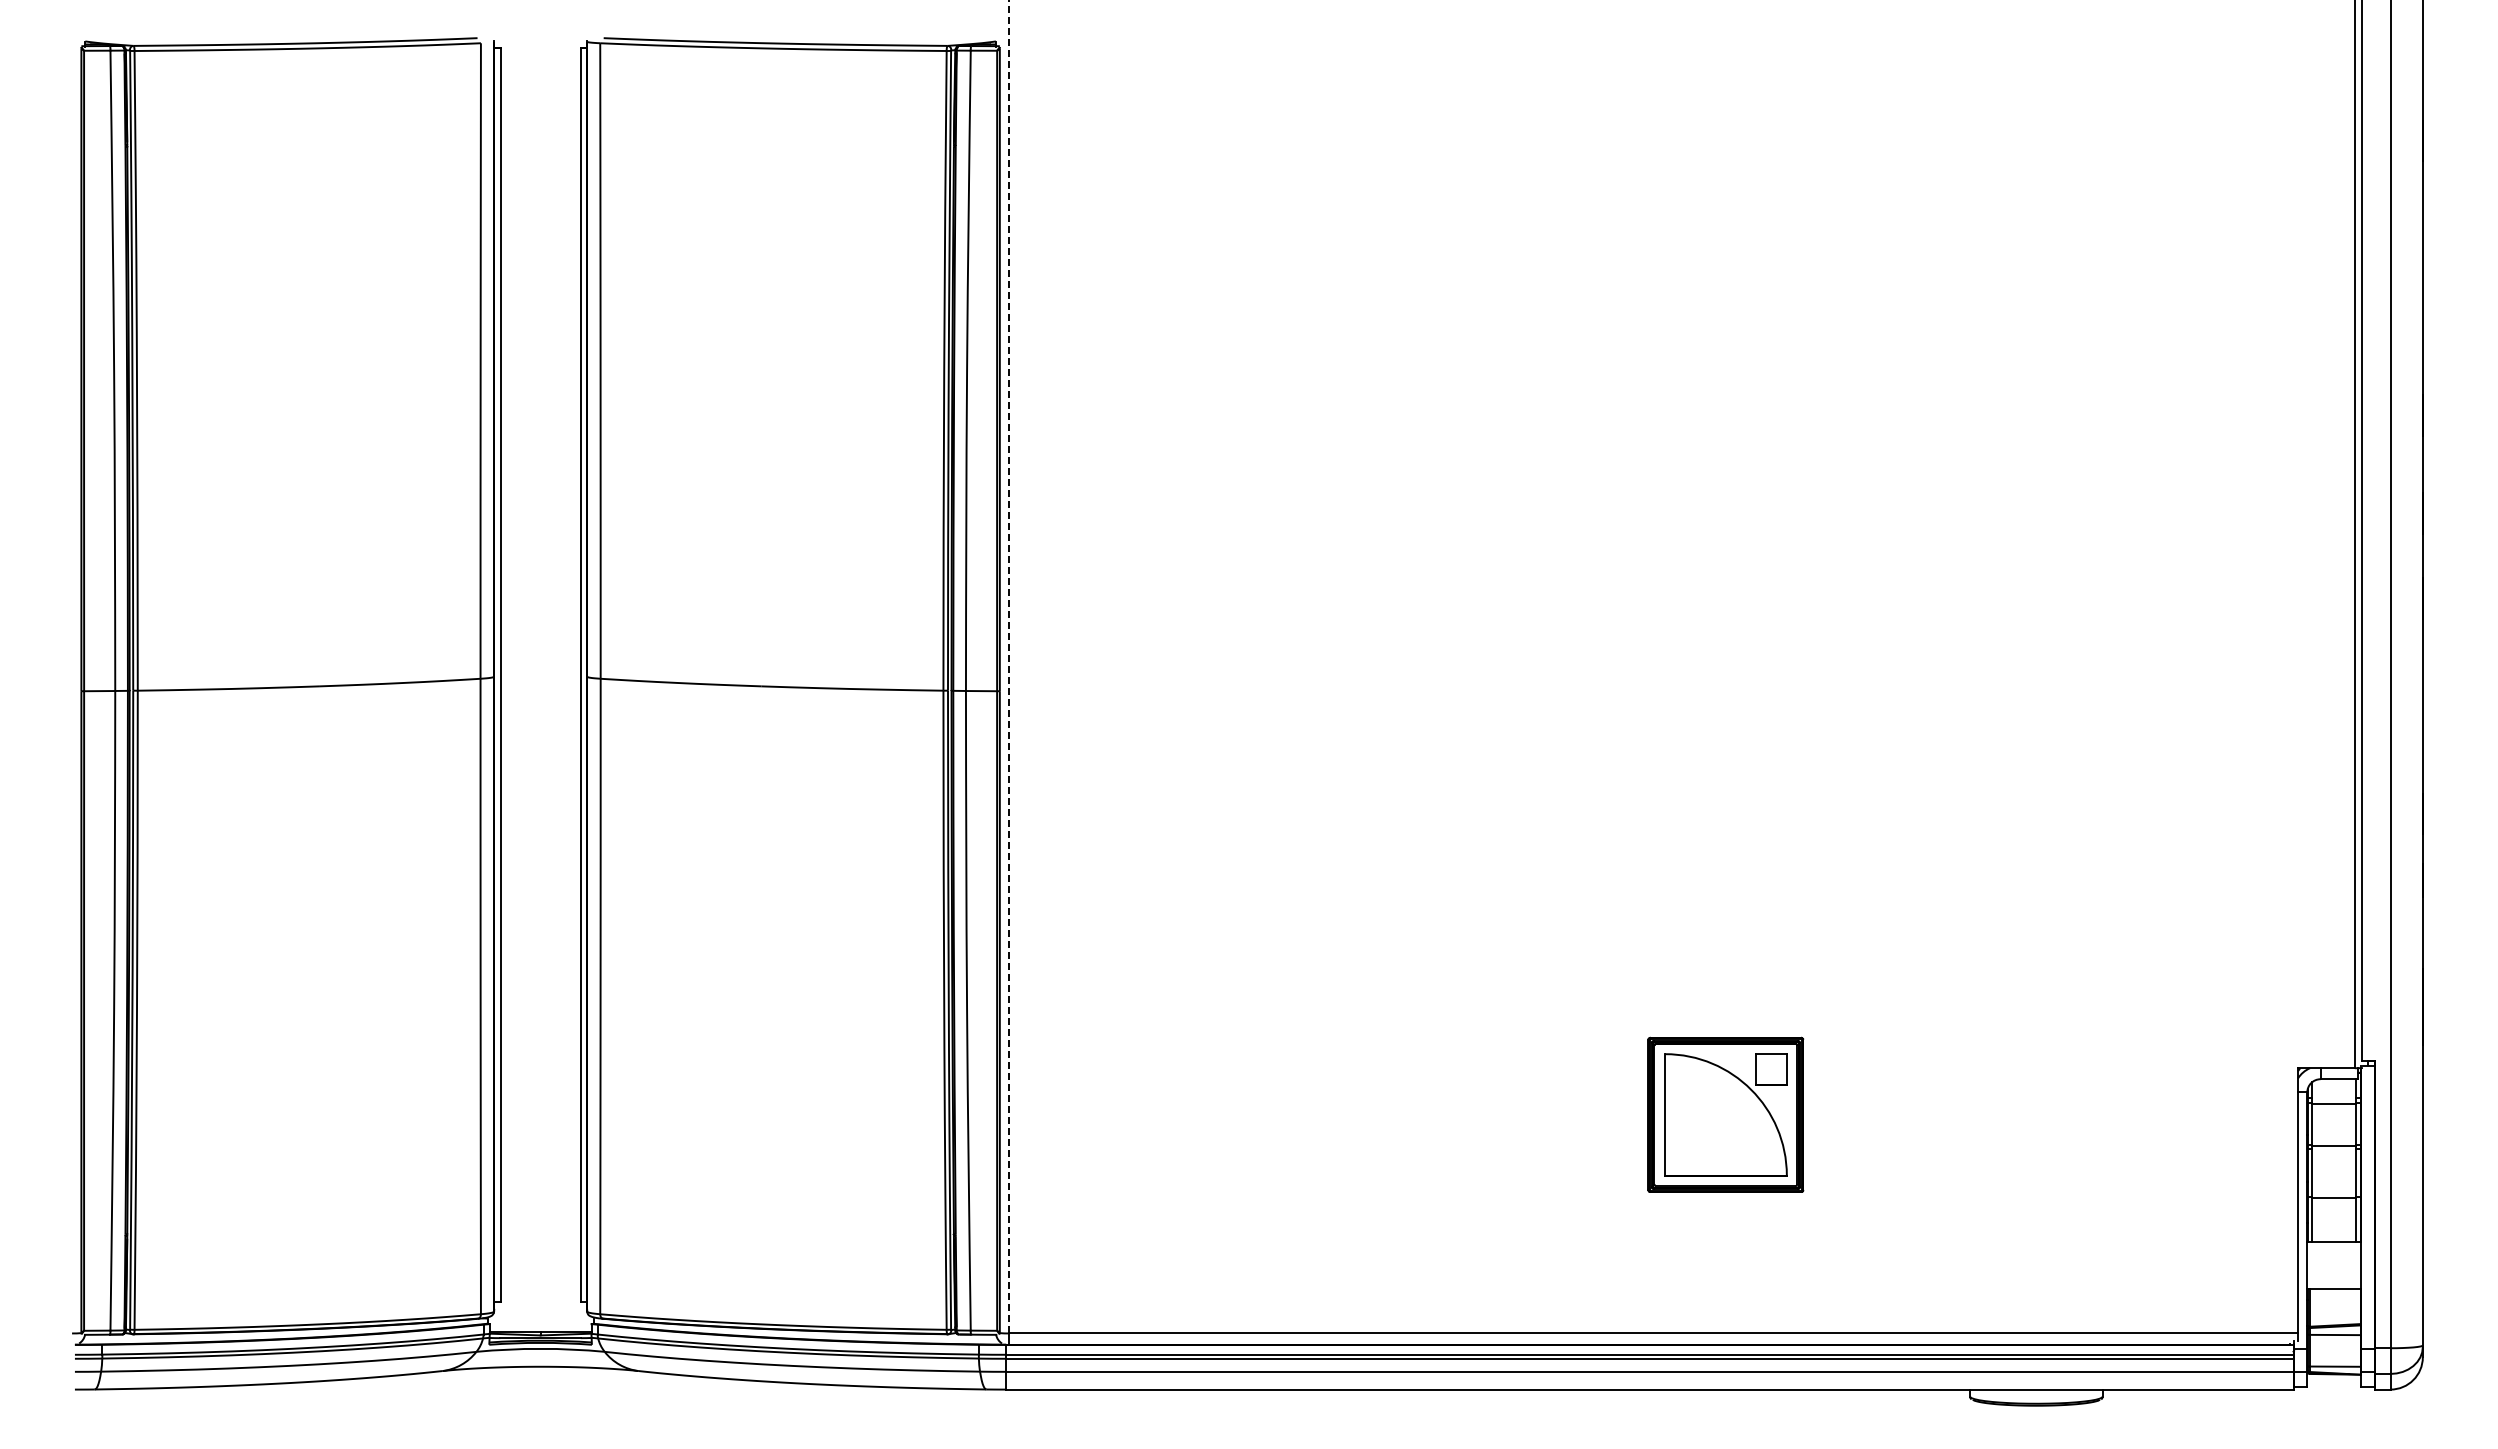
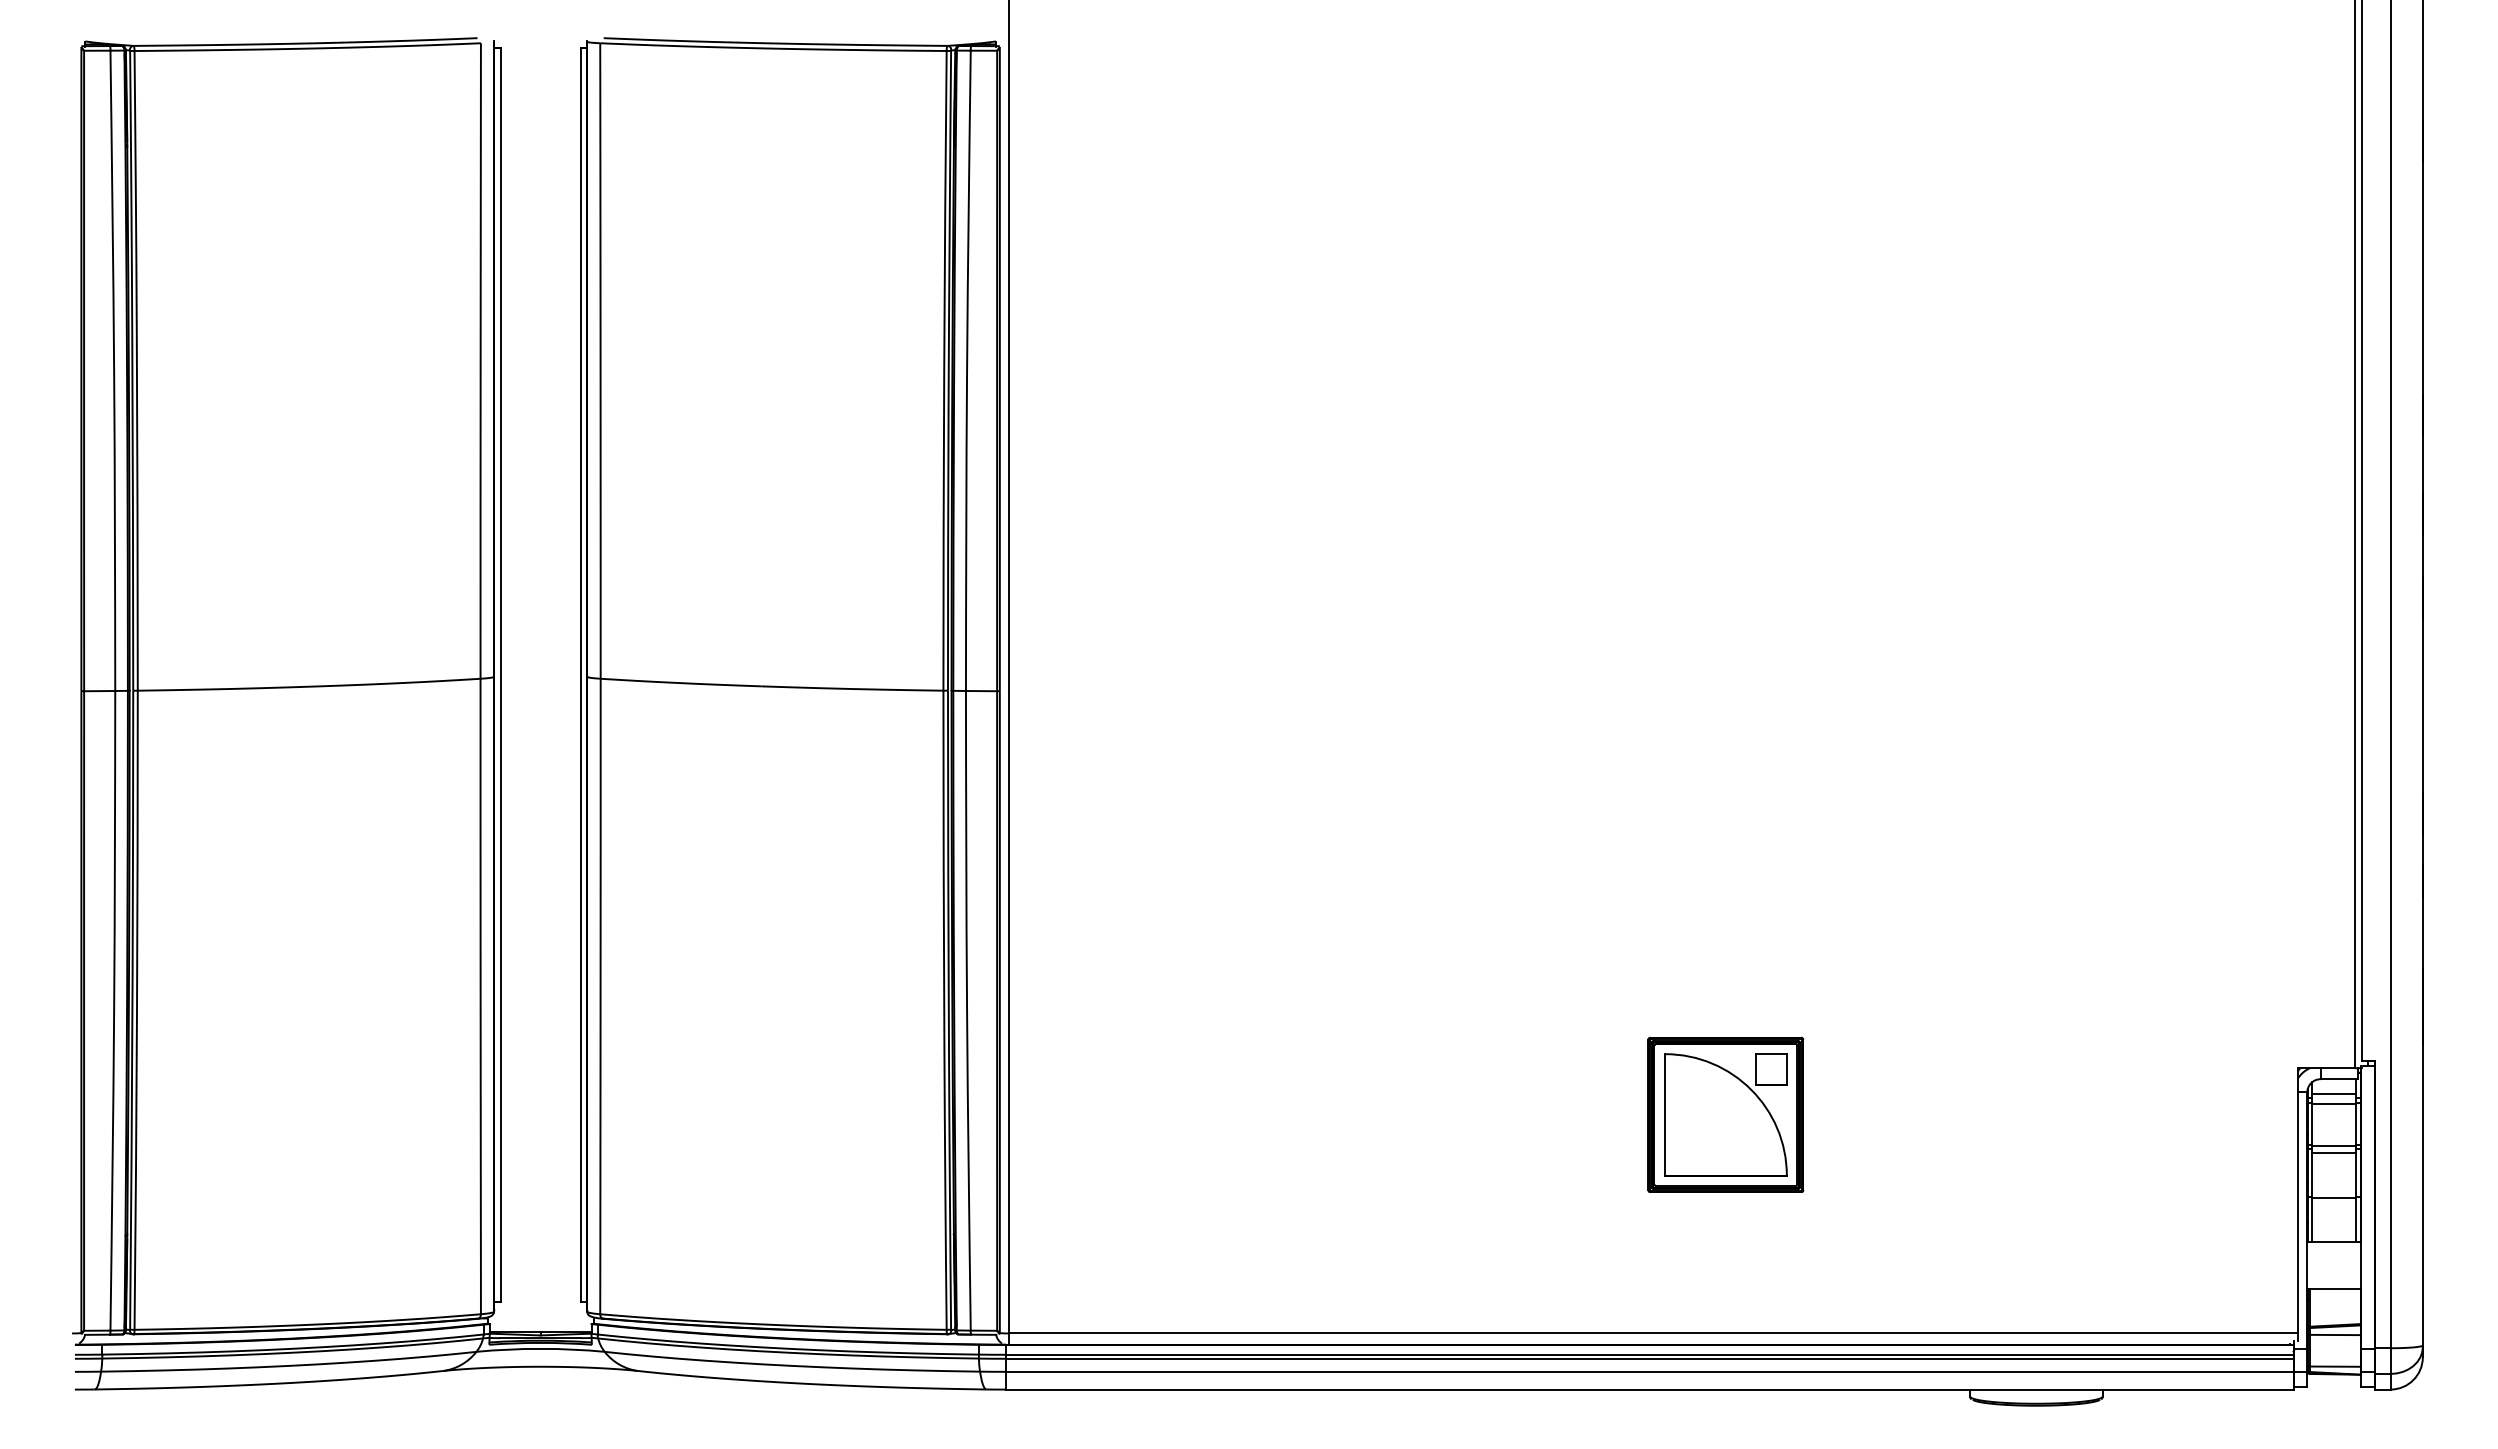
line: dashed -> solid (1009, 666)
line: none -> present (2334, 1093)
line: none -> present (2334, 1153)
